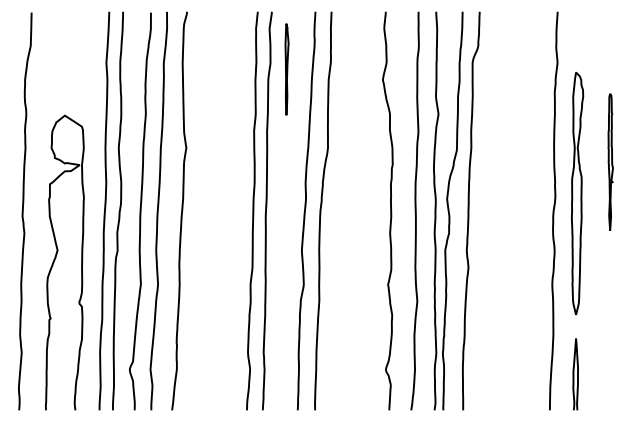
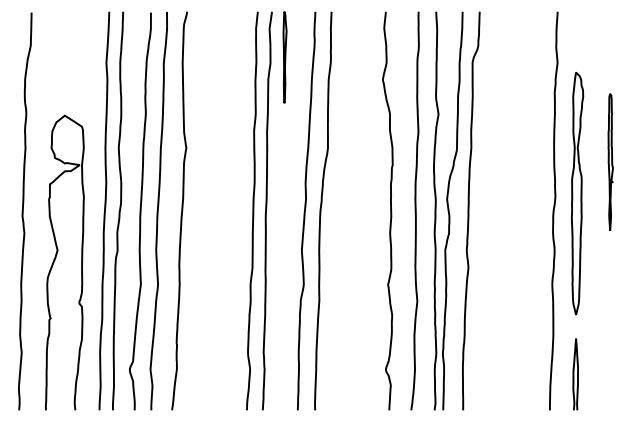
part position: (286, 69) -> (284, 57) (284, 57)
